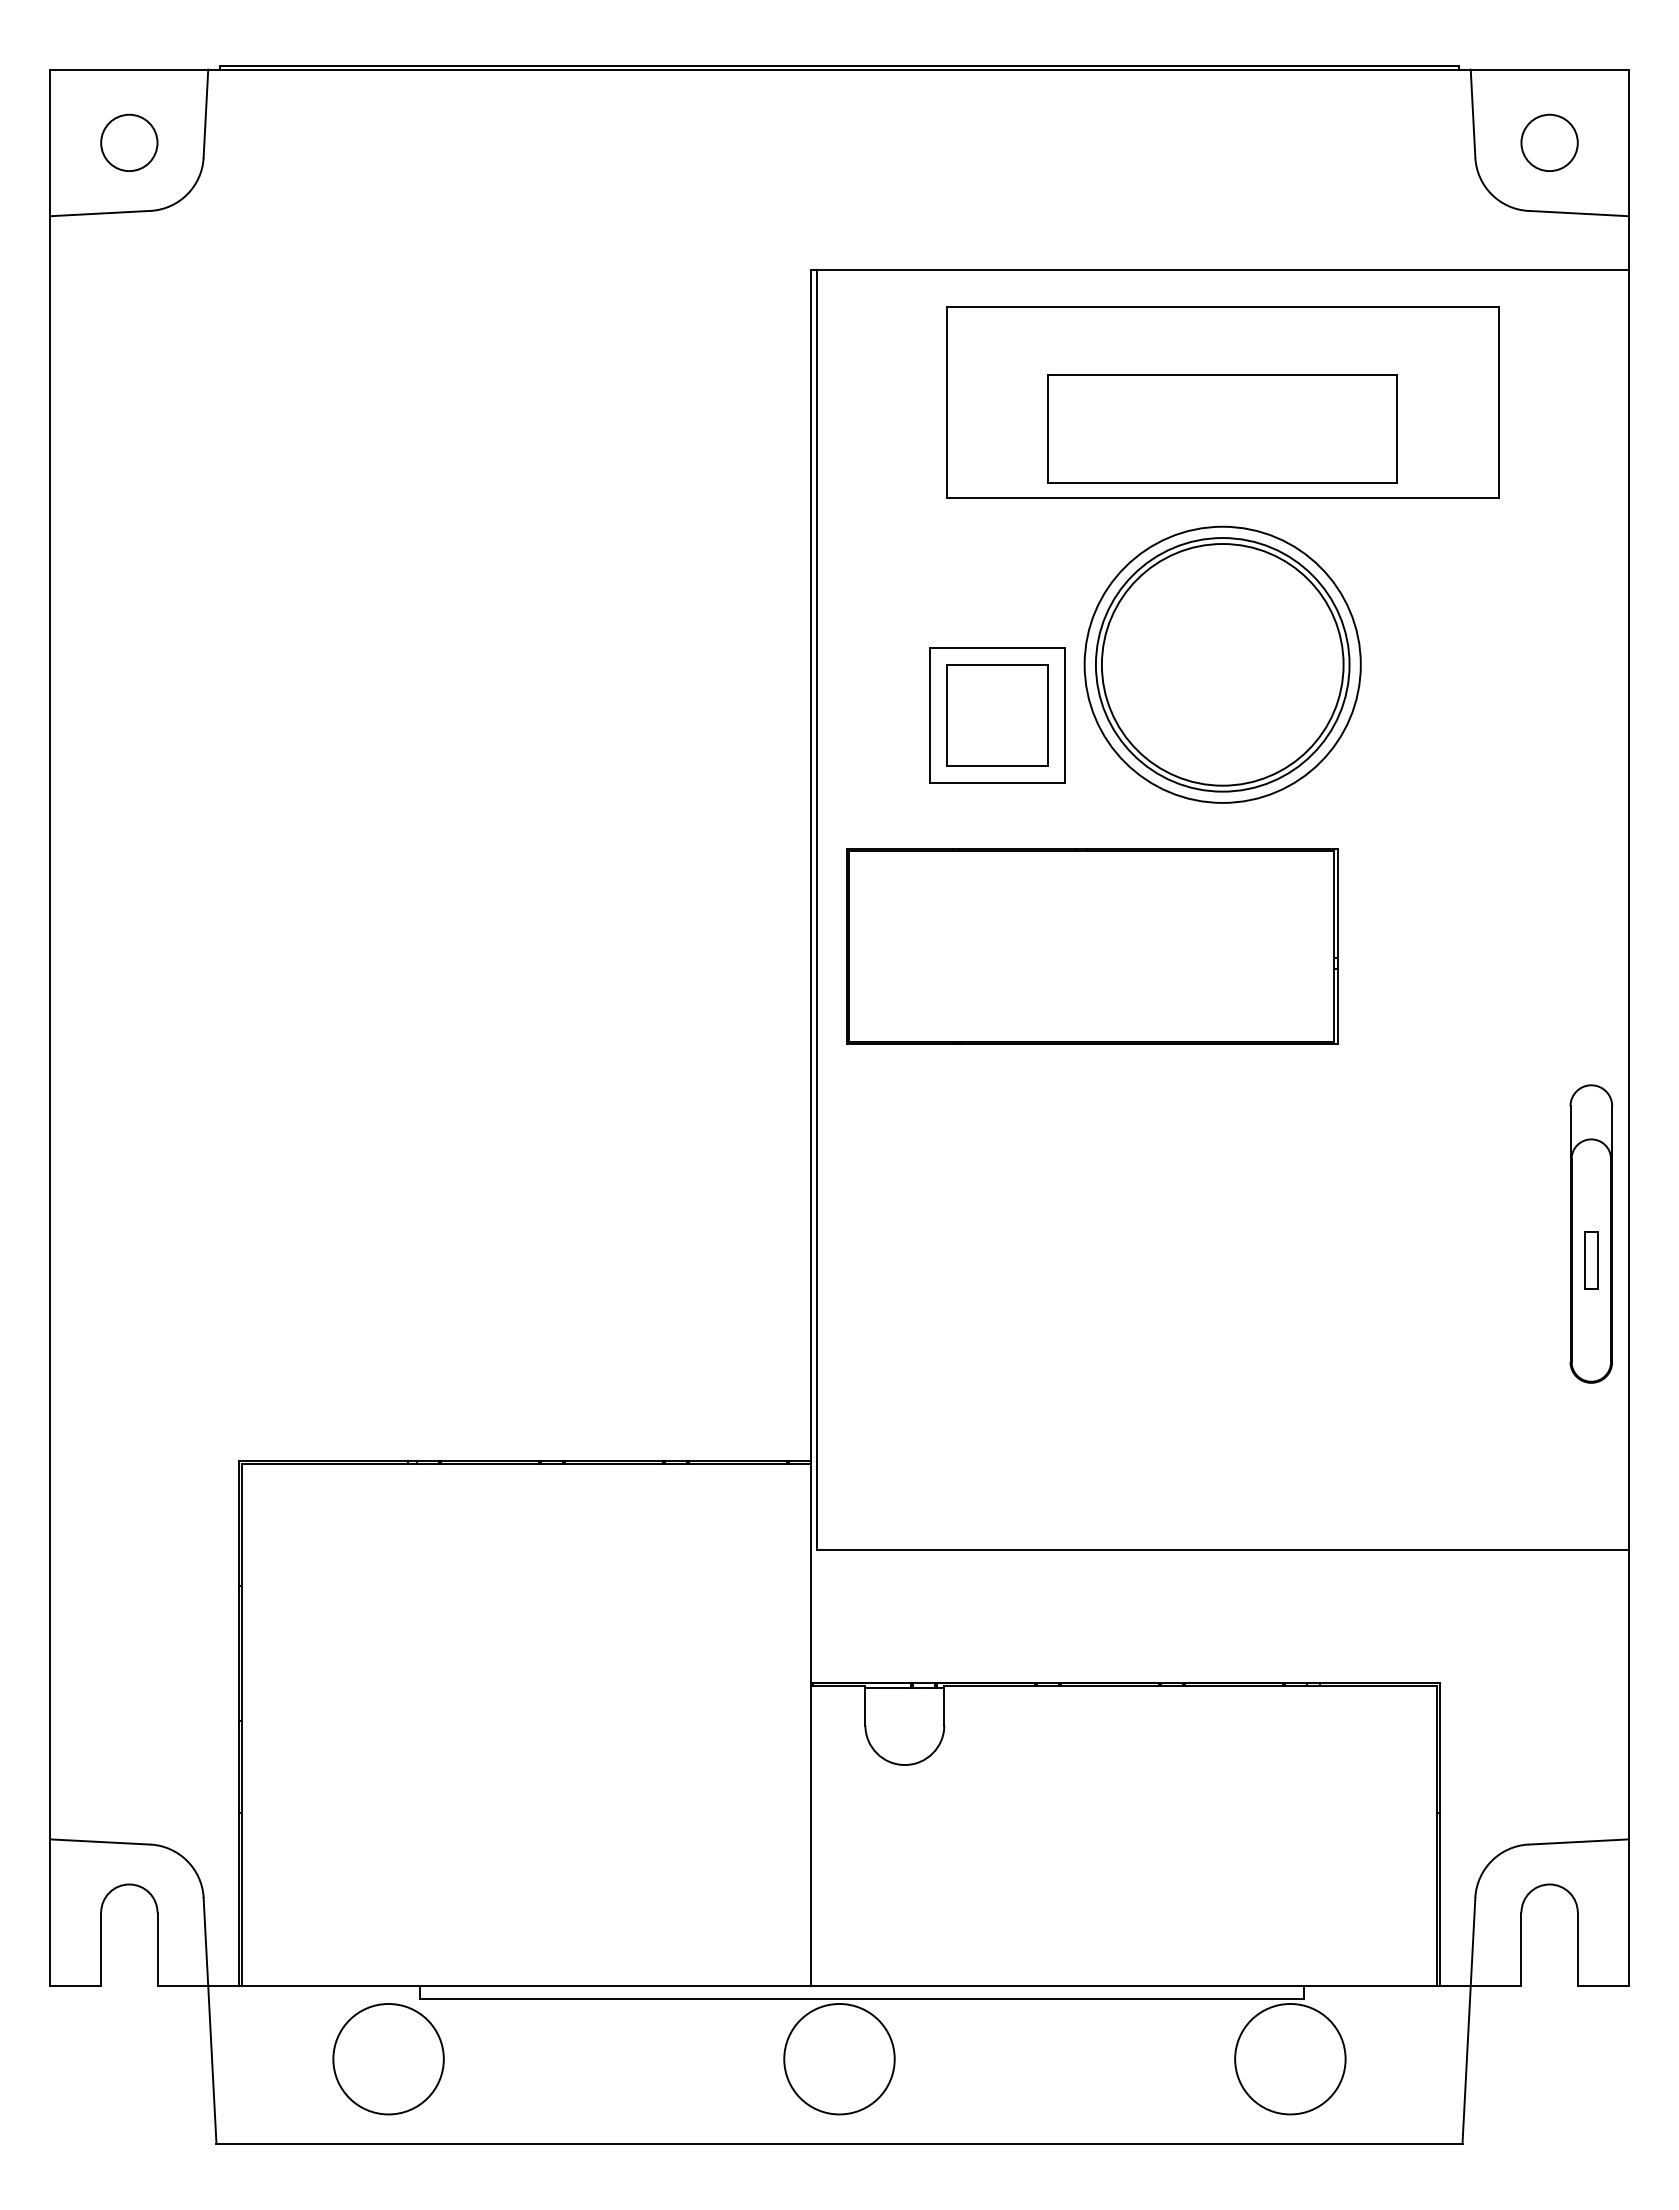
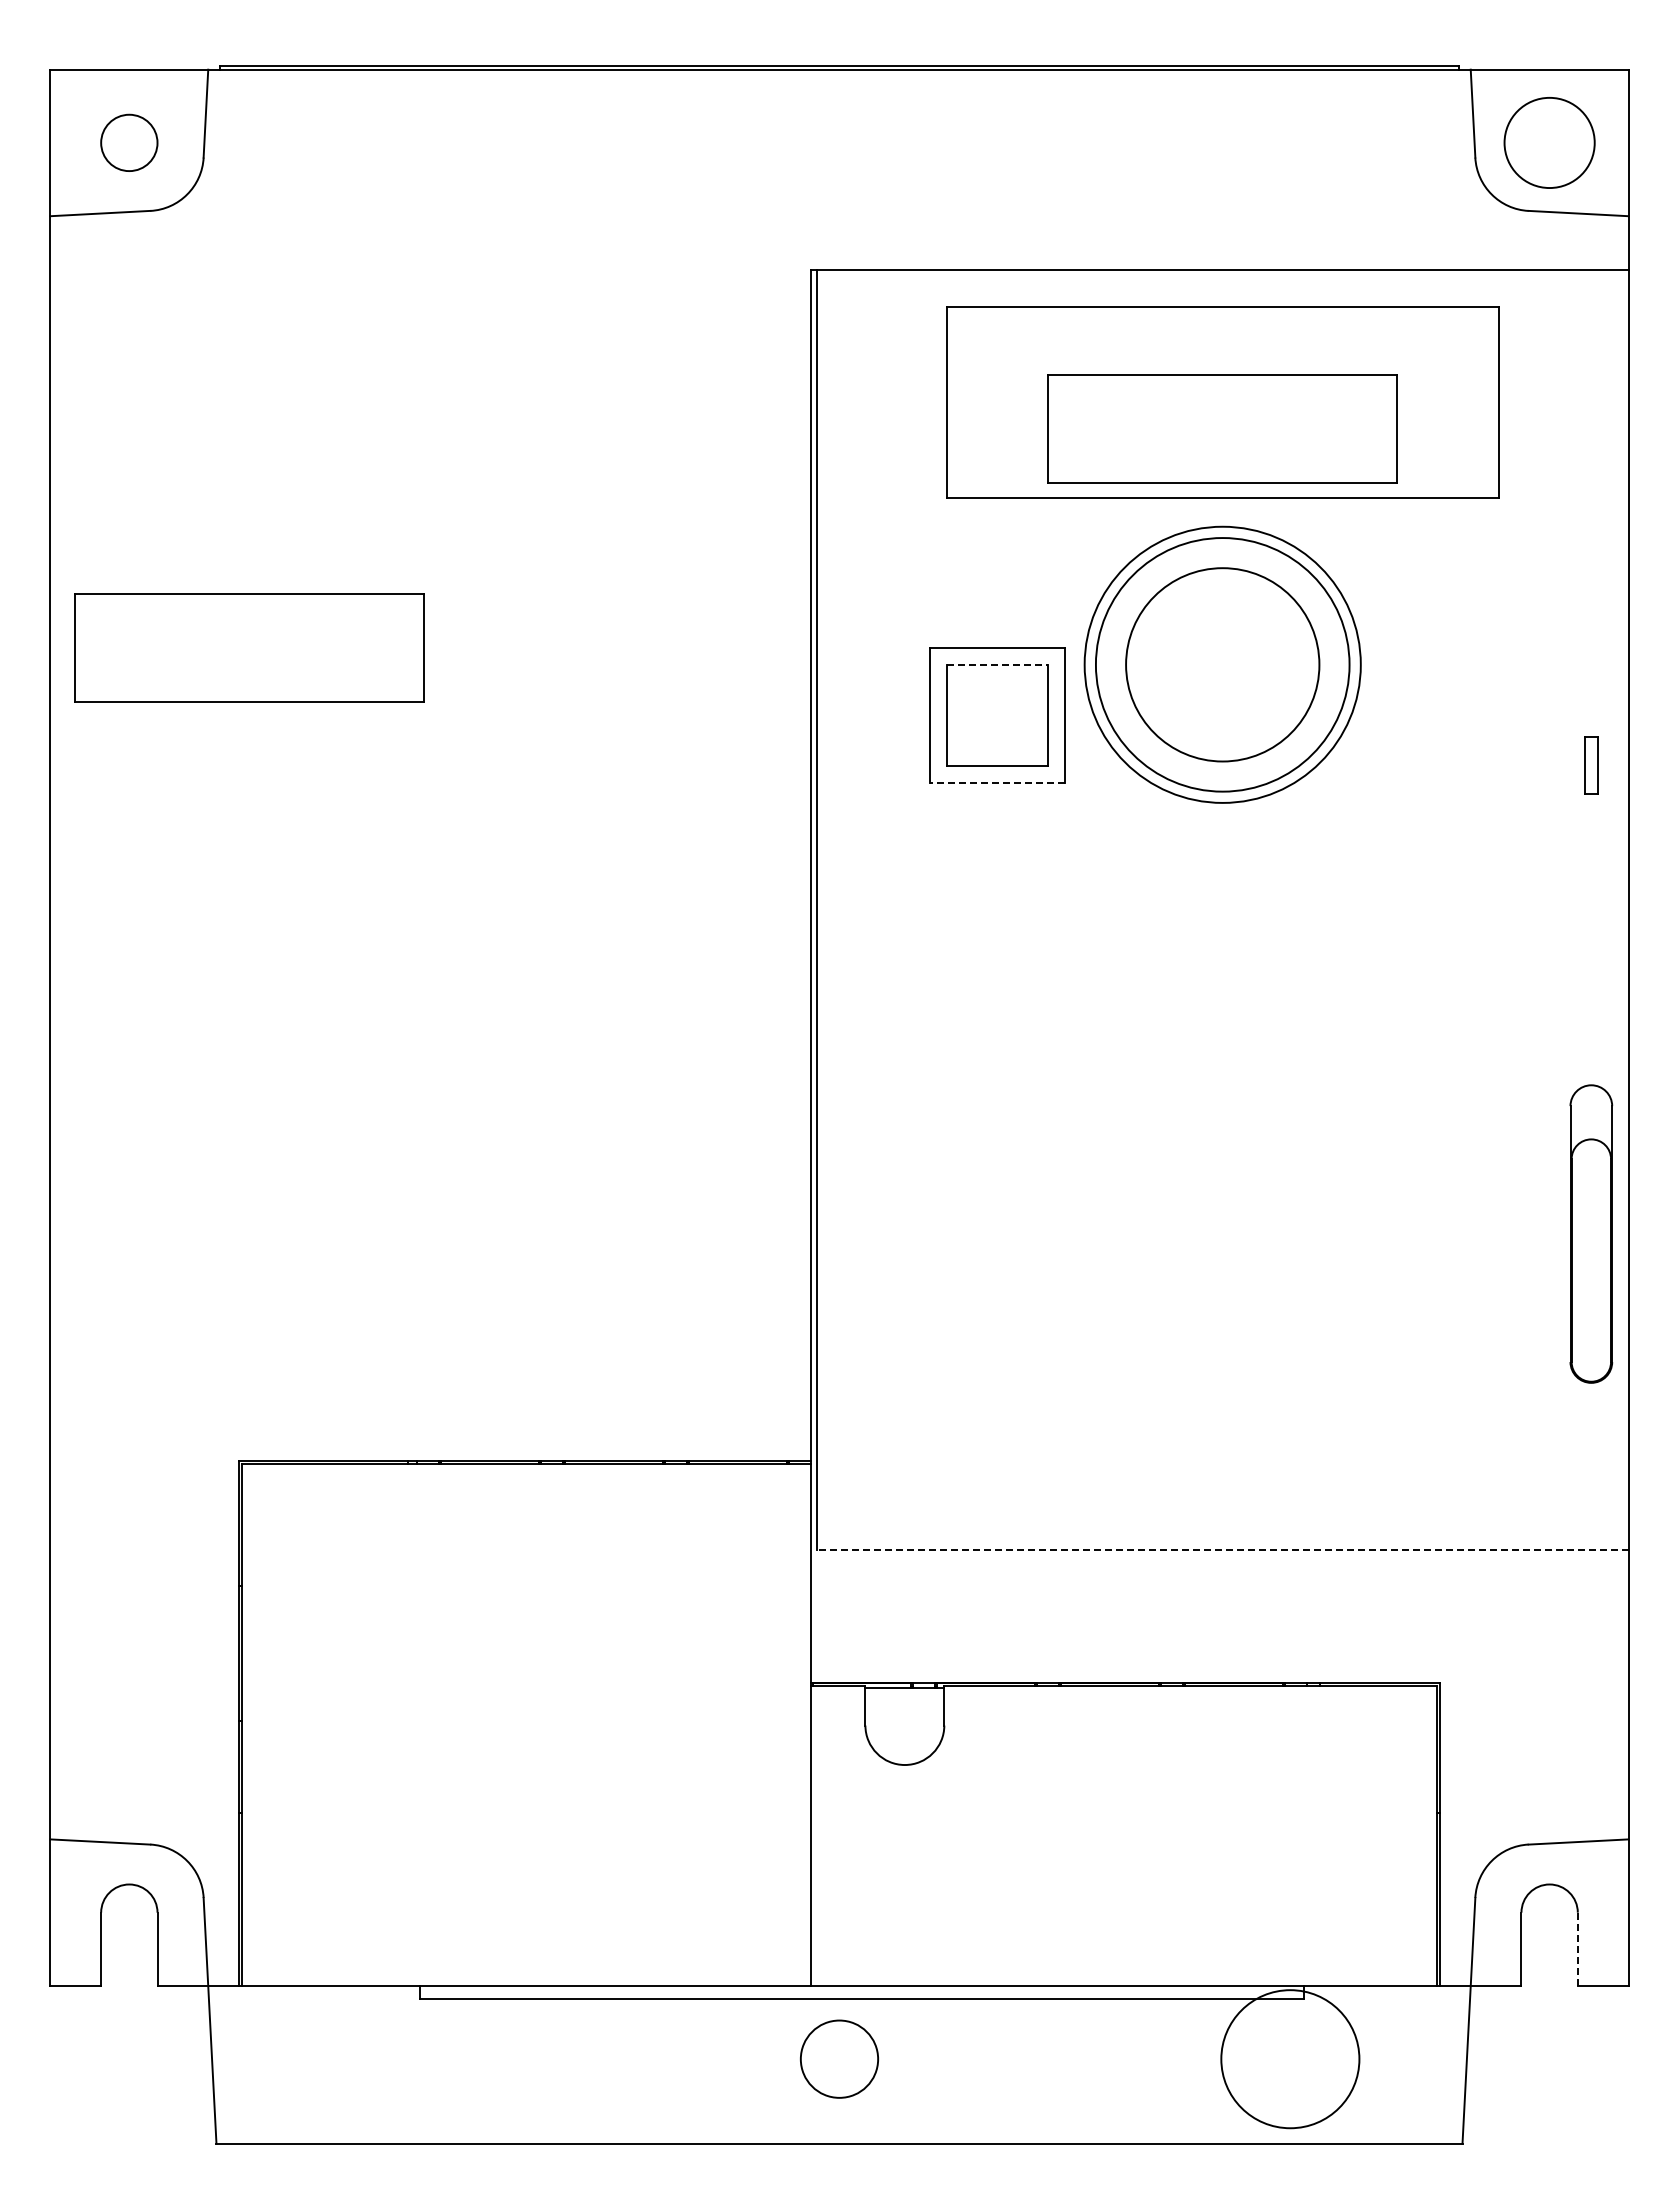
circle diameter: 56 px -> 90 px (1549, 142)
part: none -> present (249, 647)
line: solid -> dashed (997, 664)
circle diameter: 242 px -> 193 px (1222, 664)
line: solid -> dashed (997, 783)
part: present -> none (1092, 946)
part position: (1591, 1260) -> (1591, 765) (1591, 765)
line: solid -> dashed (1222, 1549)
line: solid -> dashed (1577, 1949)
circle diameter: 110 px -> 77 px (839, 2058)
circle diameter: 110 px -> 138 px (1290, 2059)
circle: present -> none (388, 2059)
